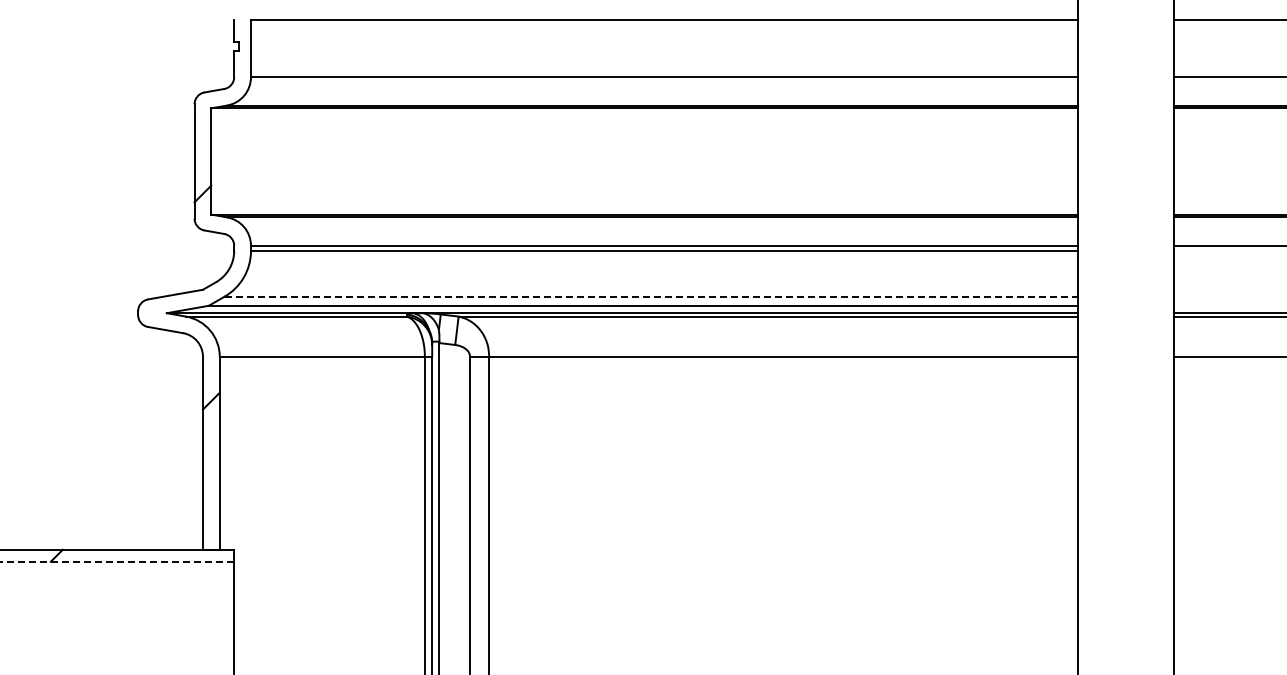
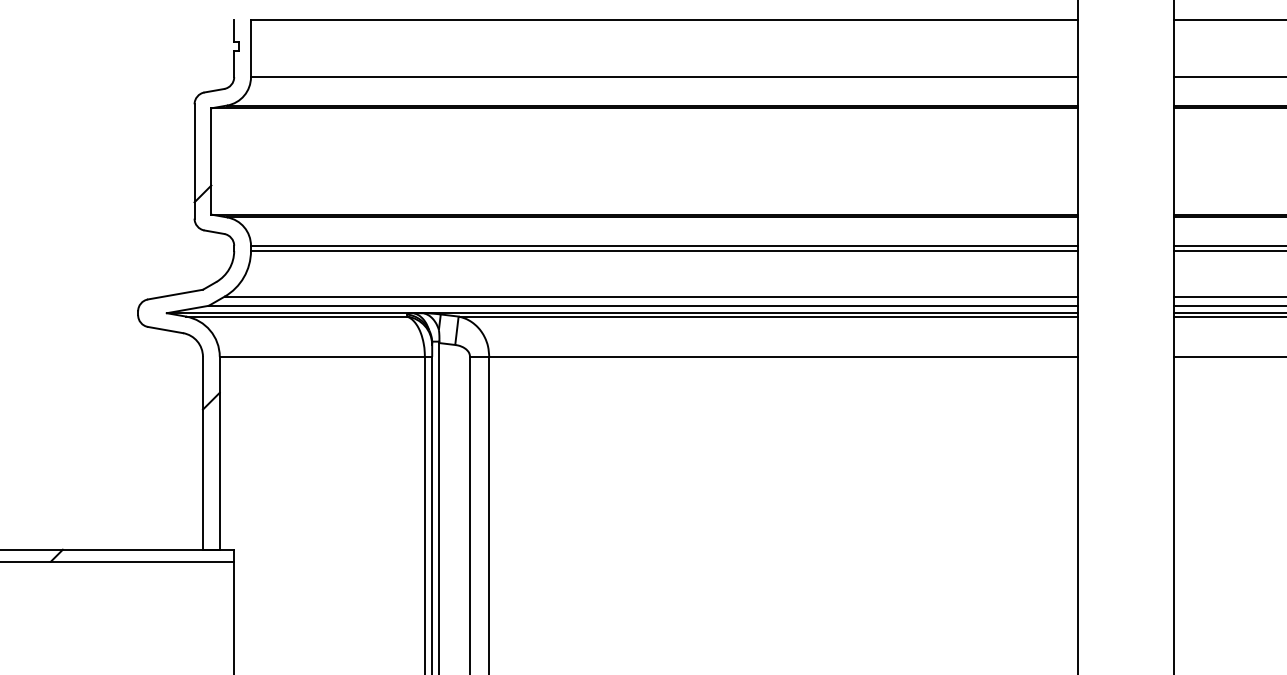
line: none -> present (1228, 250)
line: dashed -> solid (651, 296)
line: none -> present (1228, 296)
line: none -> present (1228, 305)
line: dashed -> solid (117, 561)
